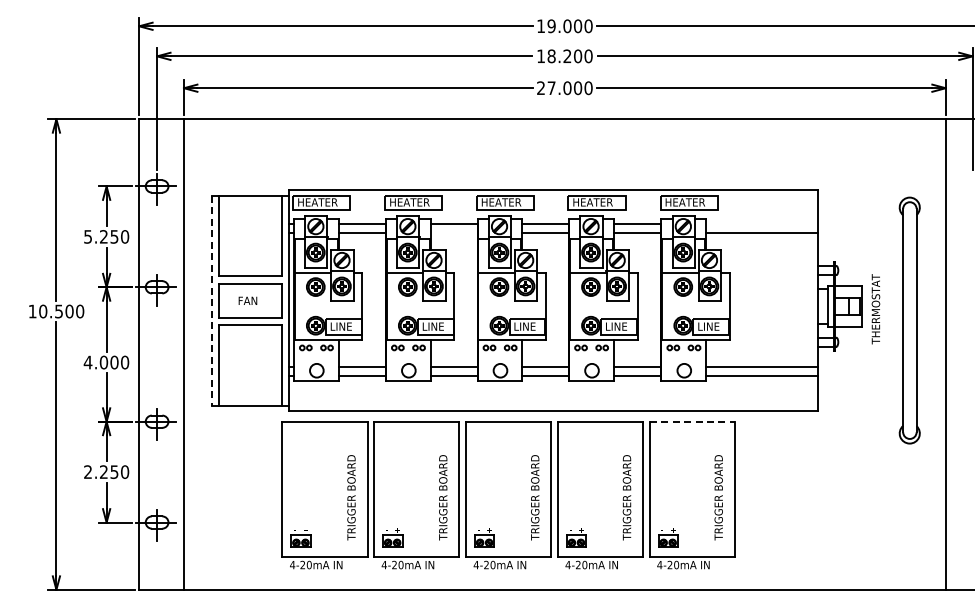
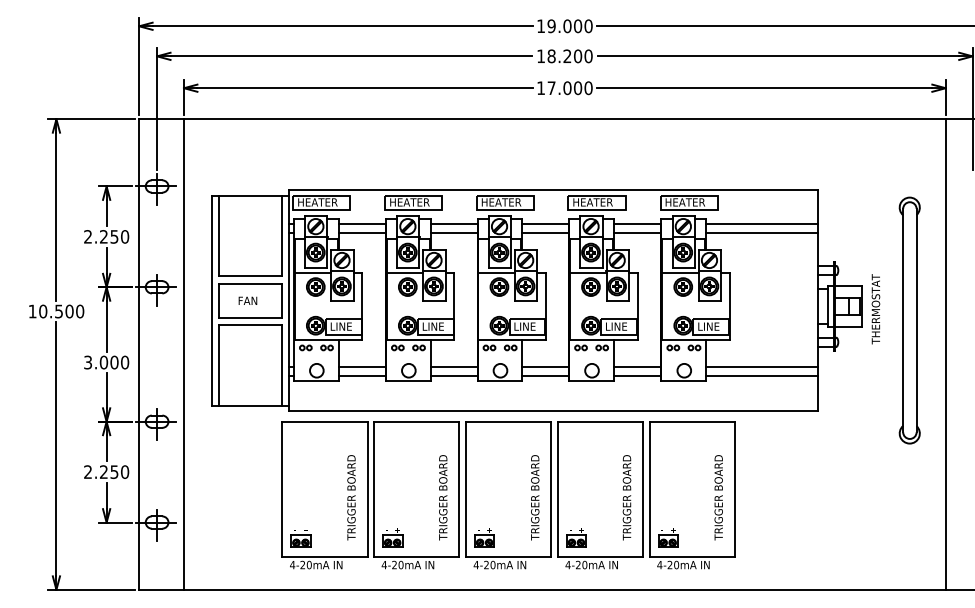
text: 27.000 -> 17.000 (540, 87)
line: none -> present (762, 223)
line: none -> present (453, 232)
text: 5.250 -> 2.250 (87, 236)
line: dashed -> solid (211, 301)
text: 4.000 -> 3.000 (87, 362)
line: dashed -> solid (692, 422)
